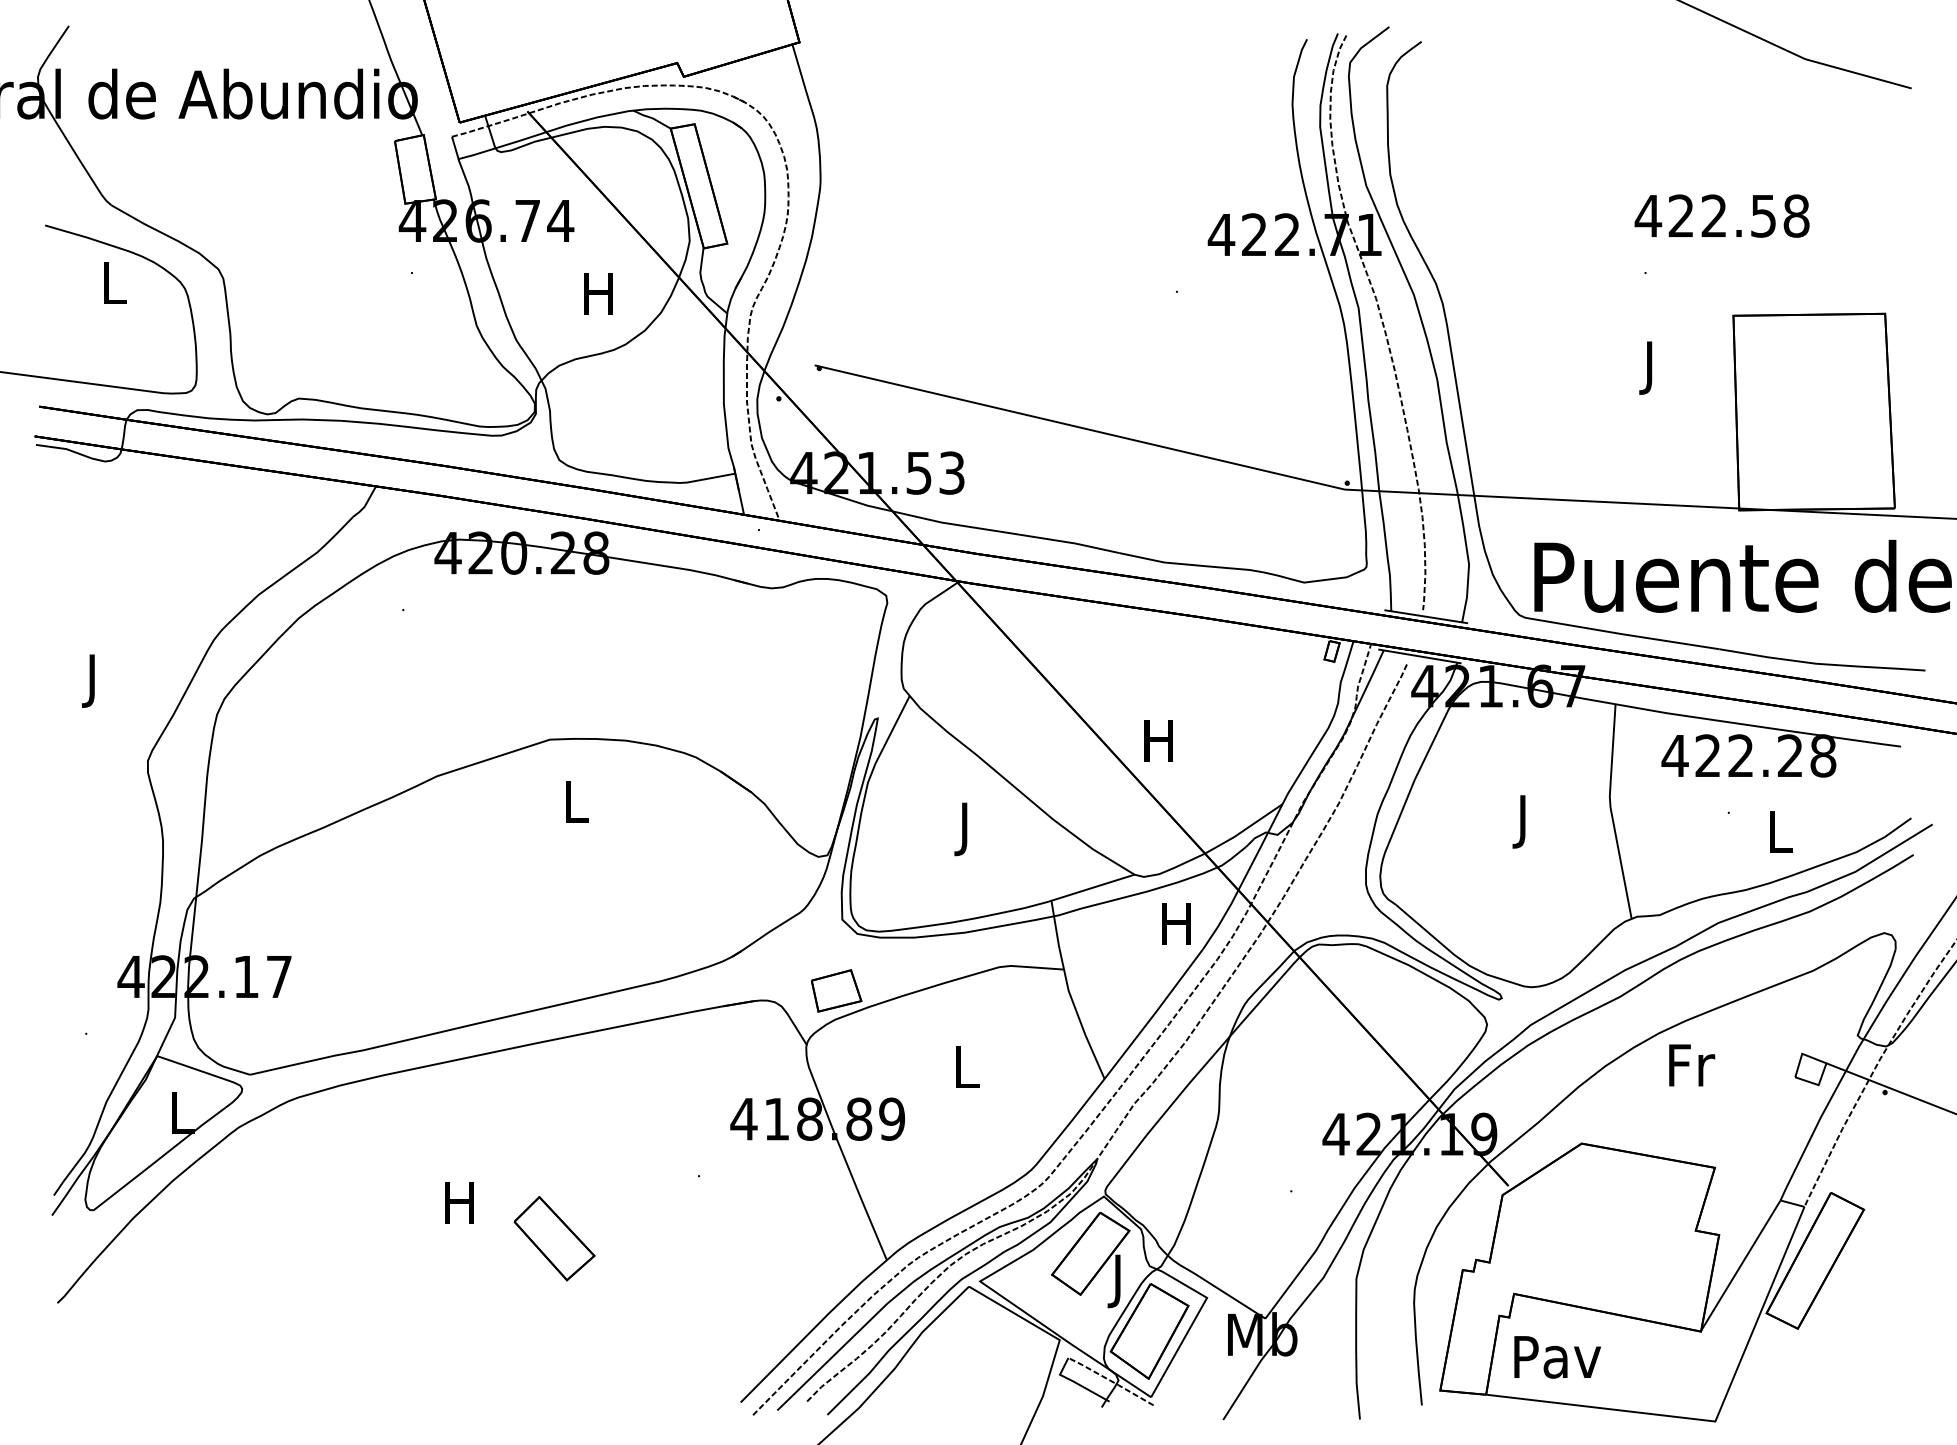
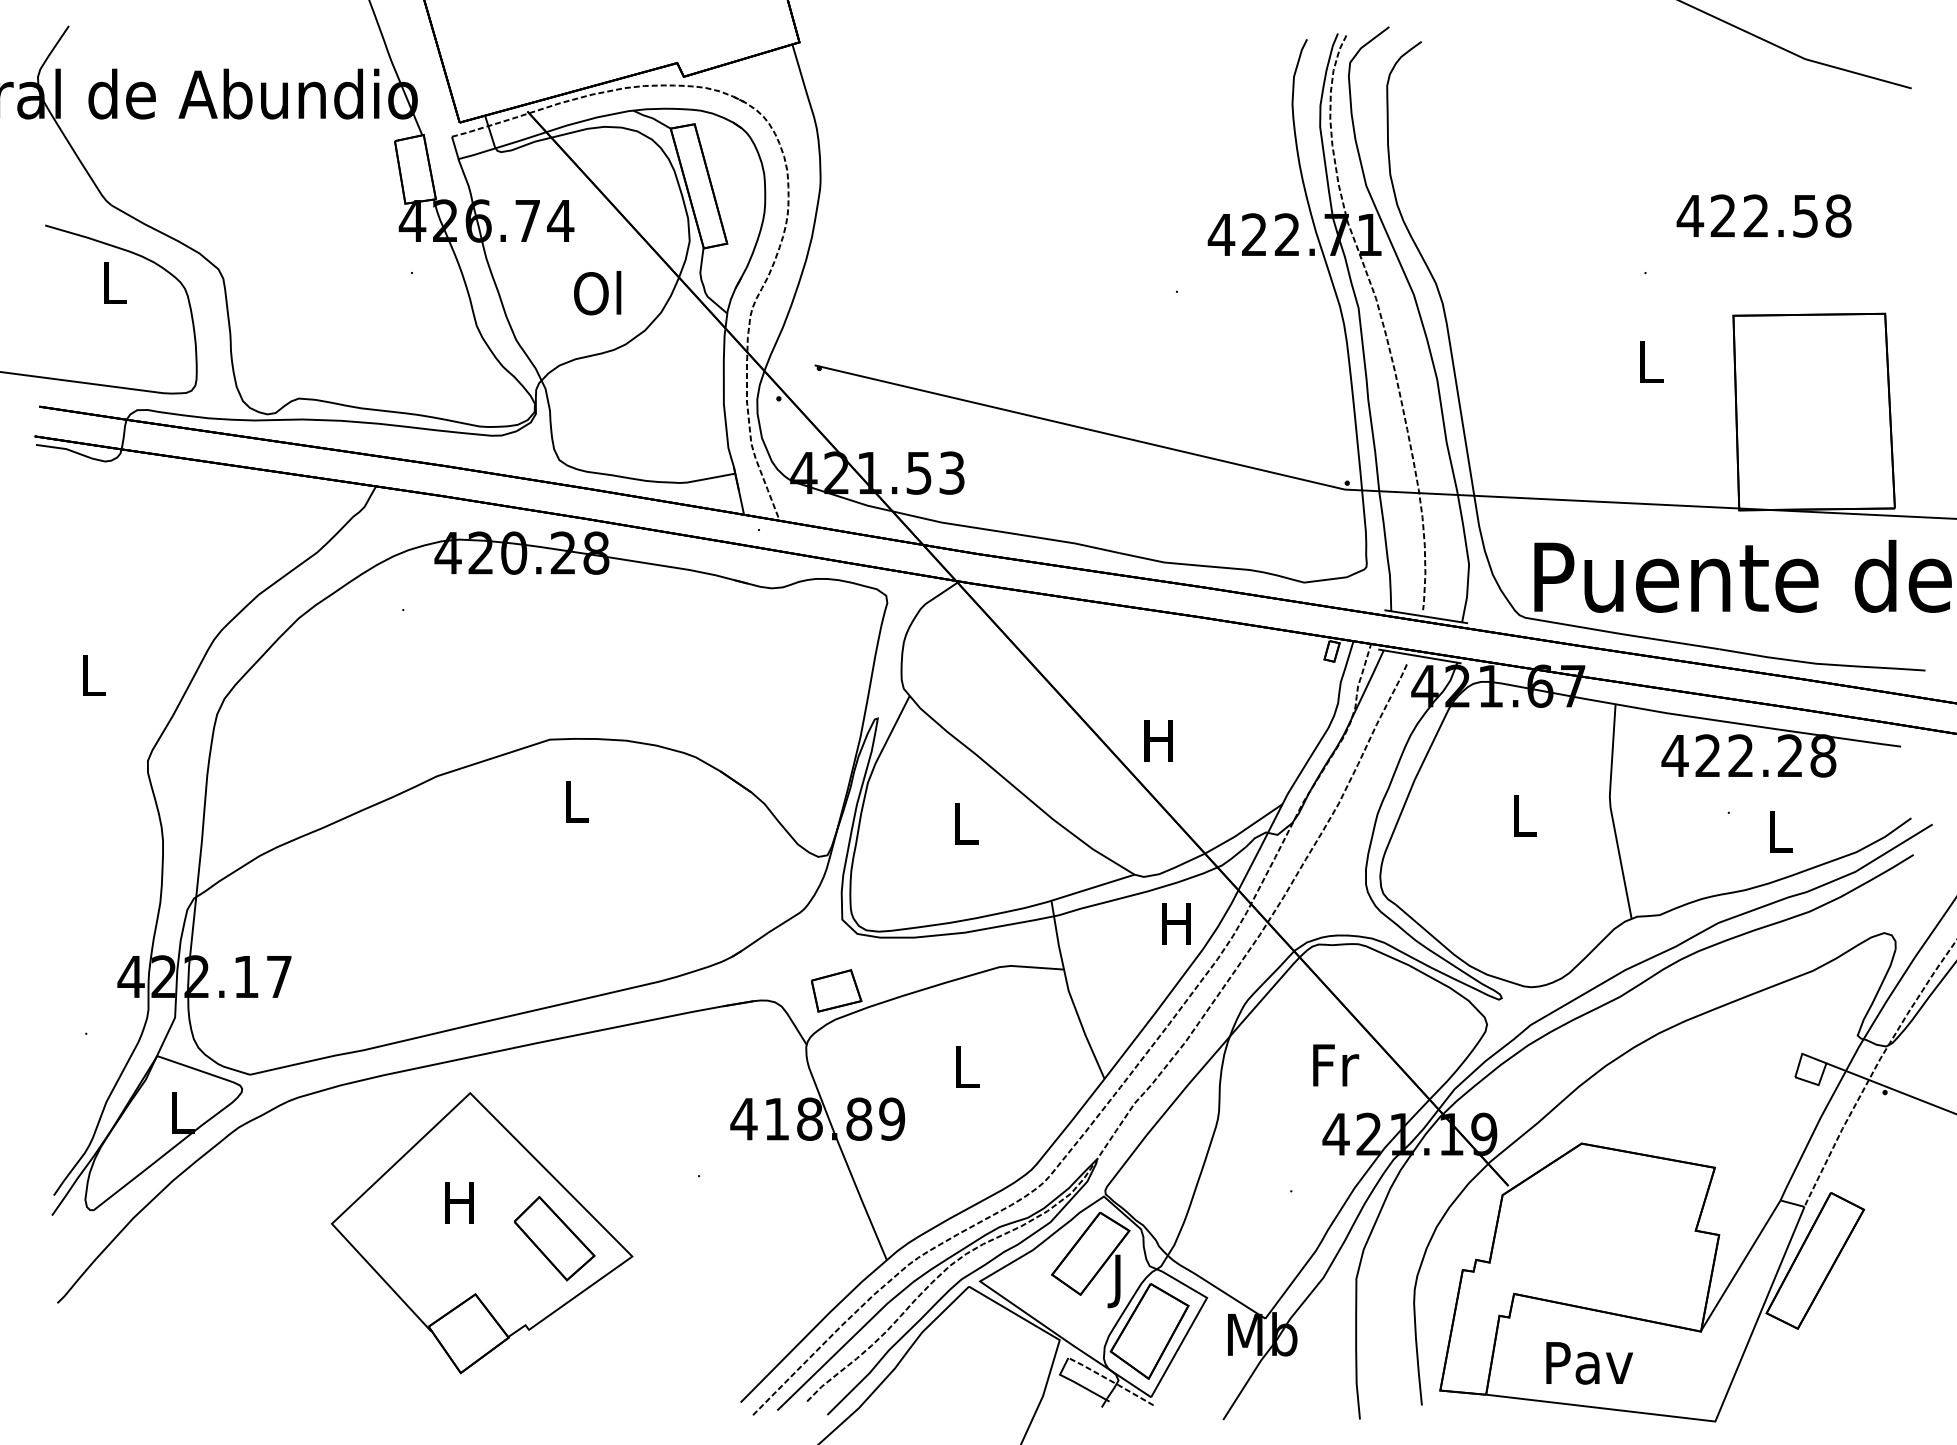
text position: (1721, 215) -> (1763, 215) (1763, 215)
text: H -> Ol (597, 293)
text: J -> L (1651, 367)
text: J -> L (93, 680)
text: J -> L (1524, 821)
text: J -> L (966, 829)
text position: (1692, 1065) -> (1336, 1065) (1336, 1065)
part: none -> present (481, 1233)
text position: (1557, 1357) -> (1589, 1363) (1589, 1363)
